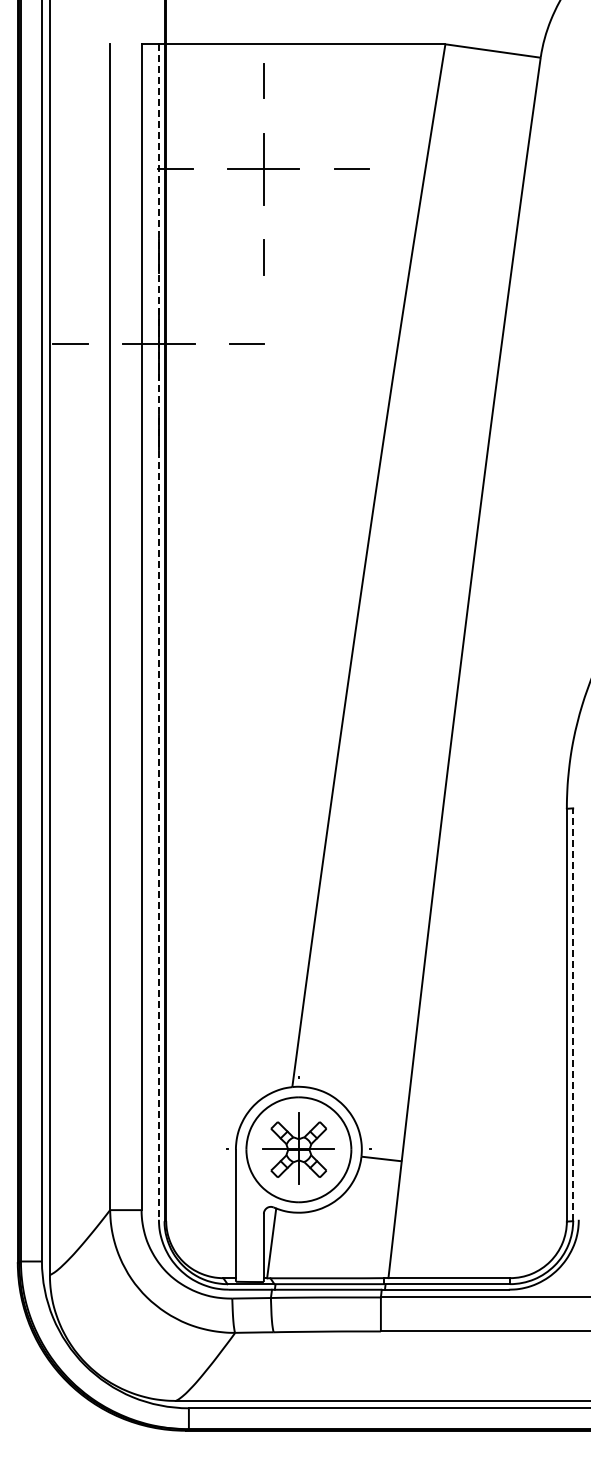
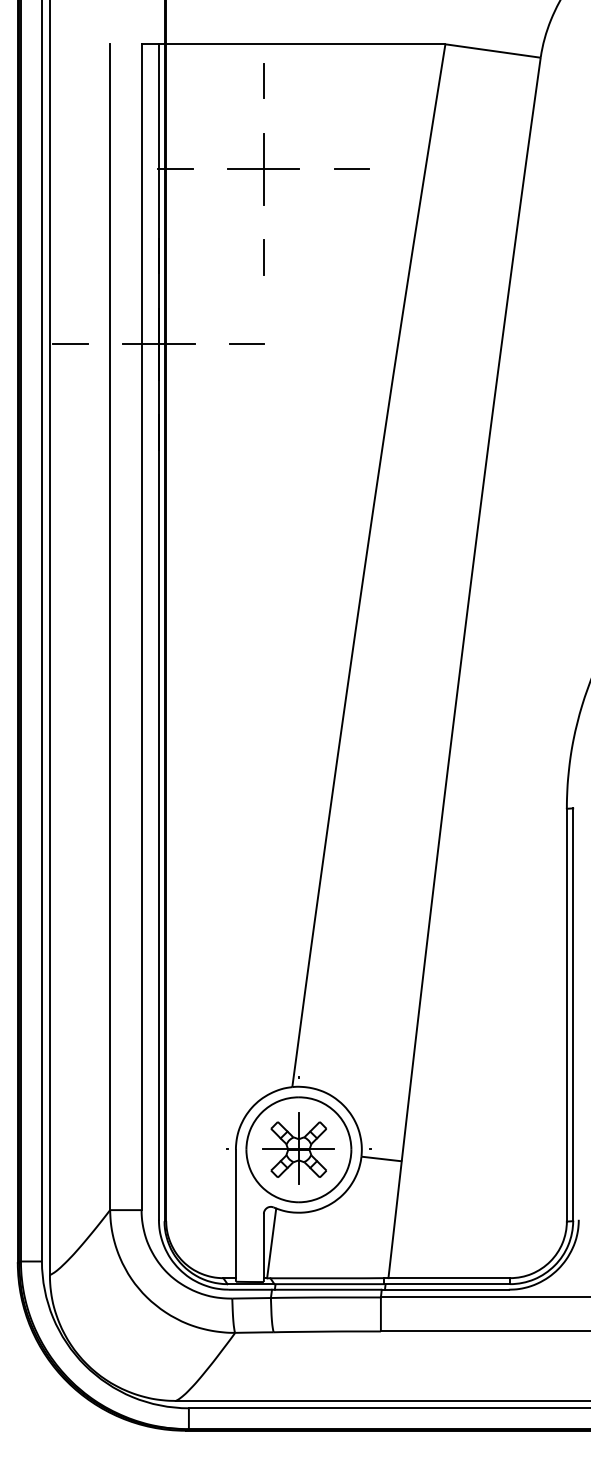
line: dashed -> solid (158, 632)
line: dashed -> solid (573, 1014)
